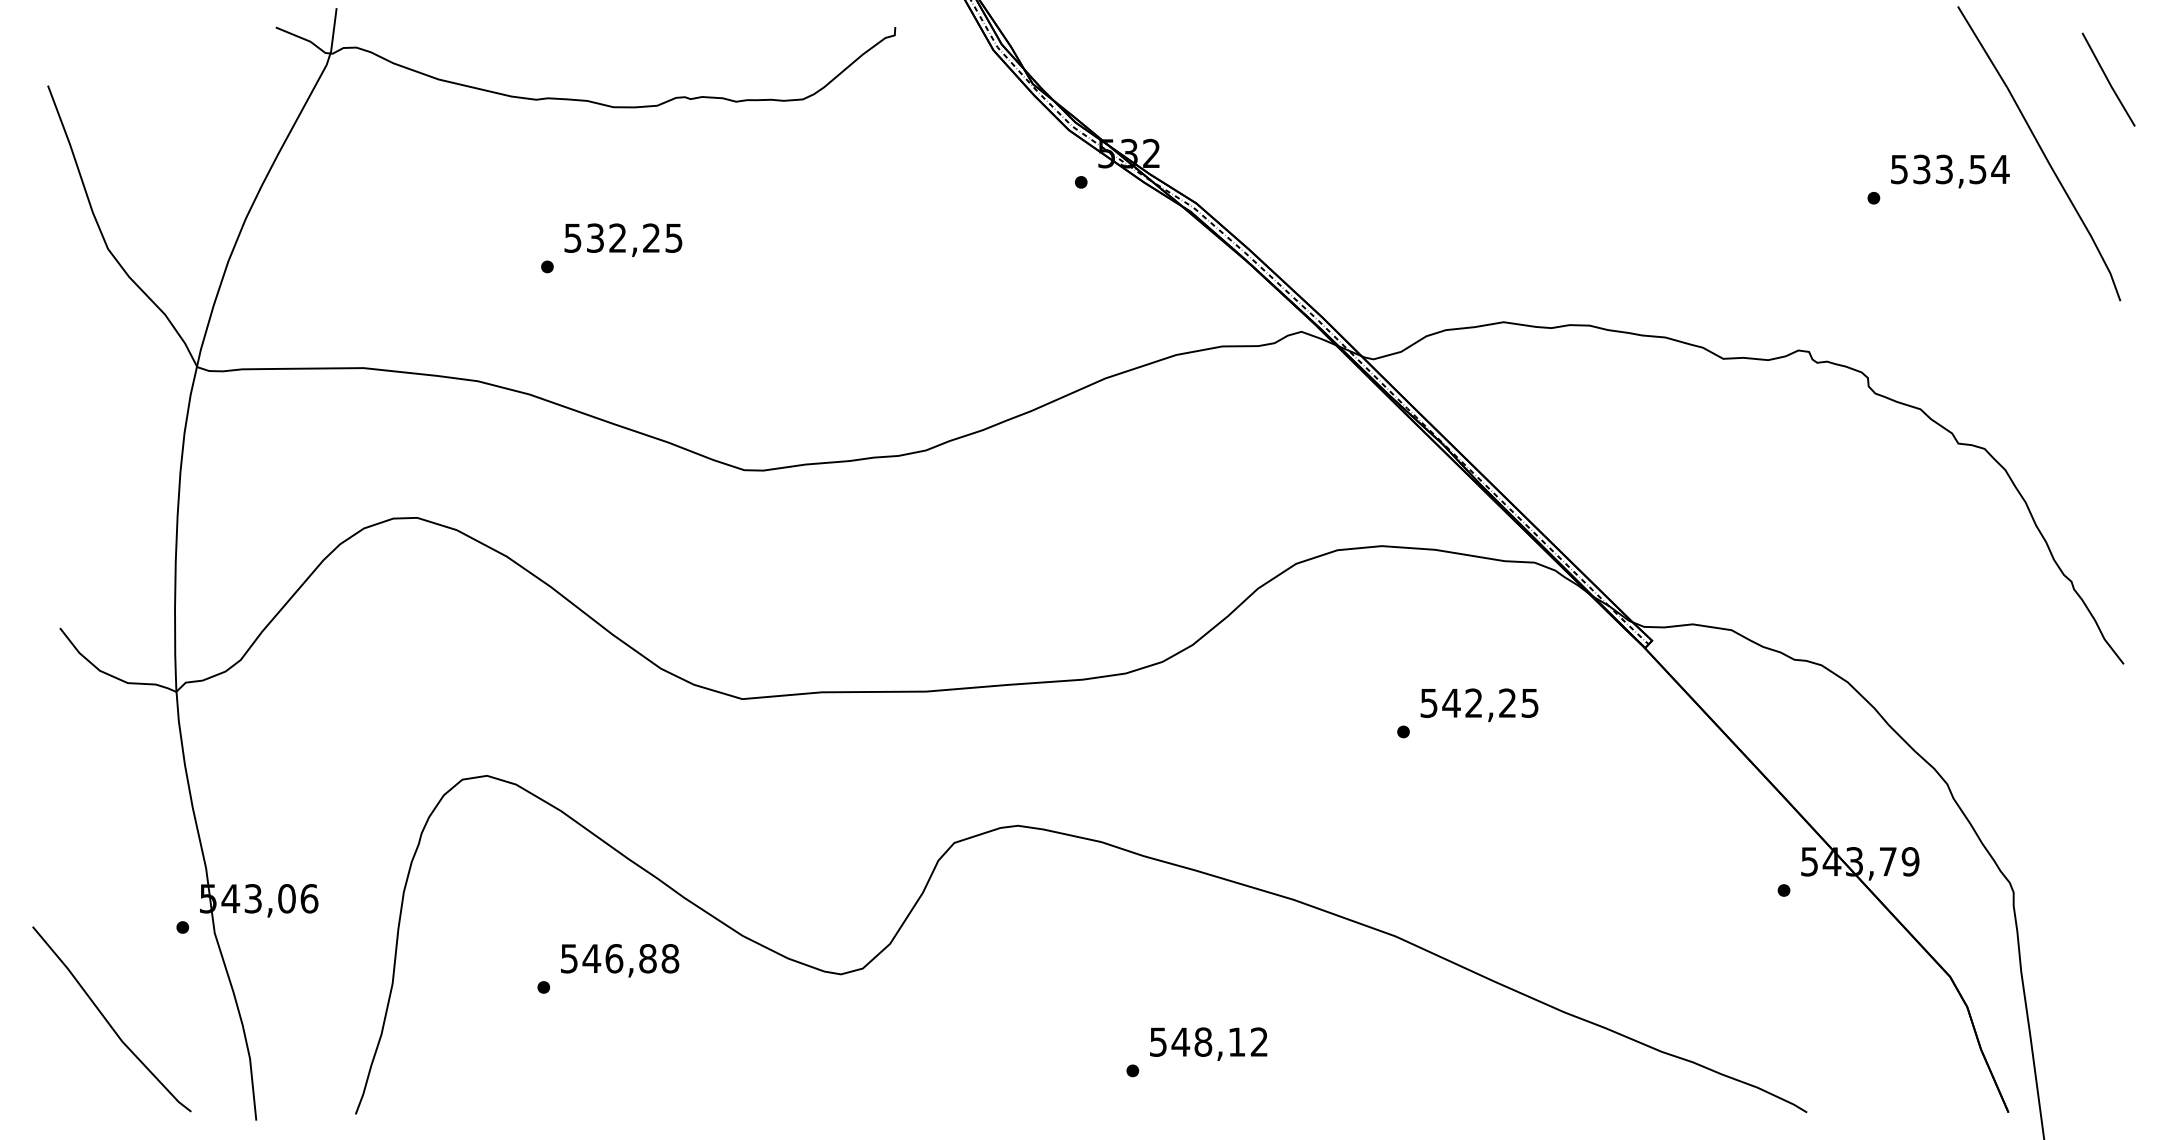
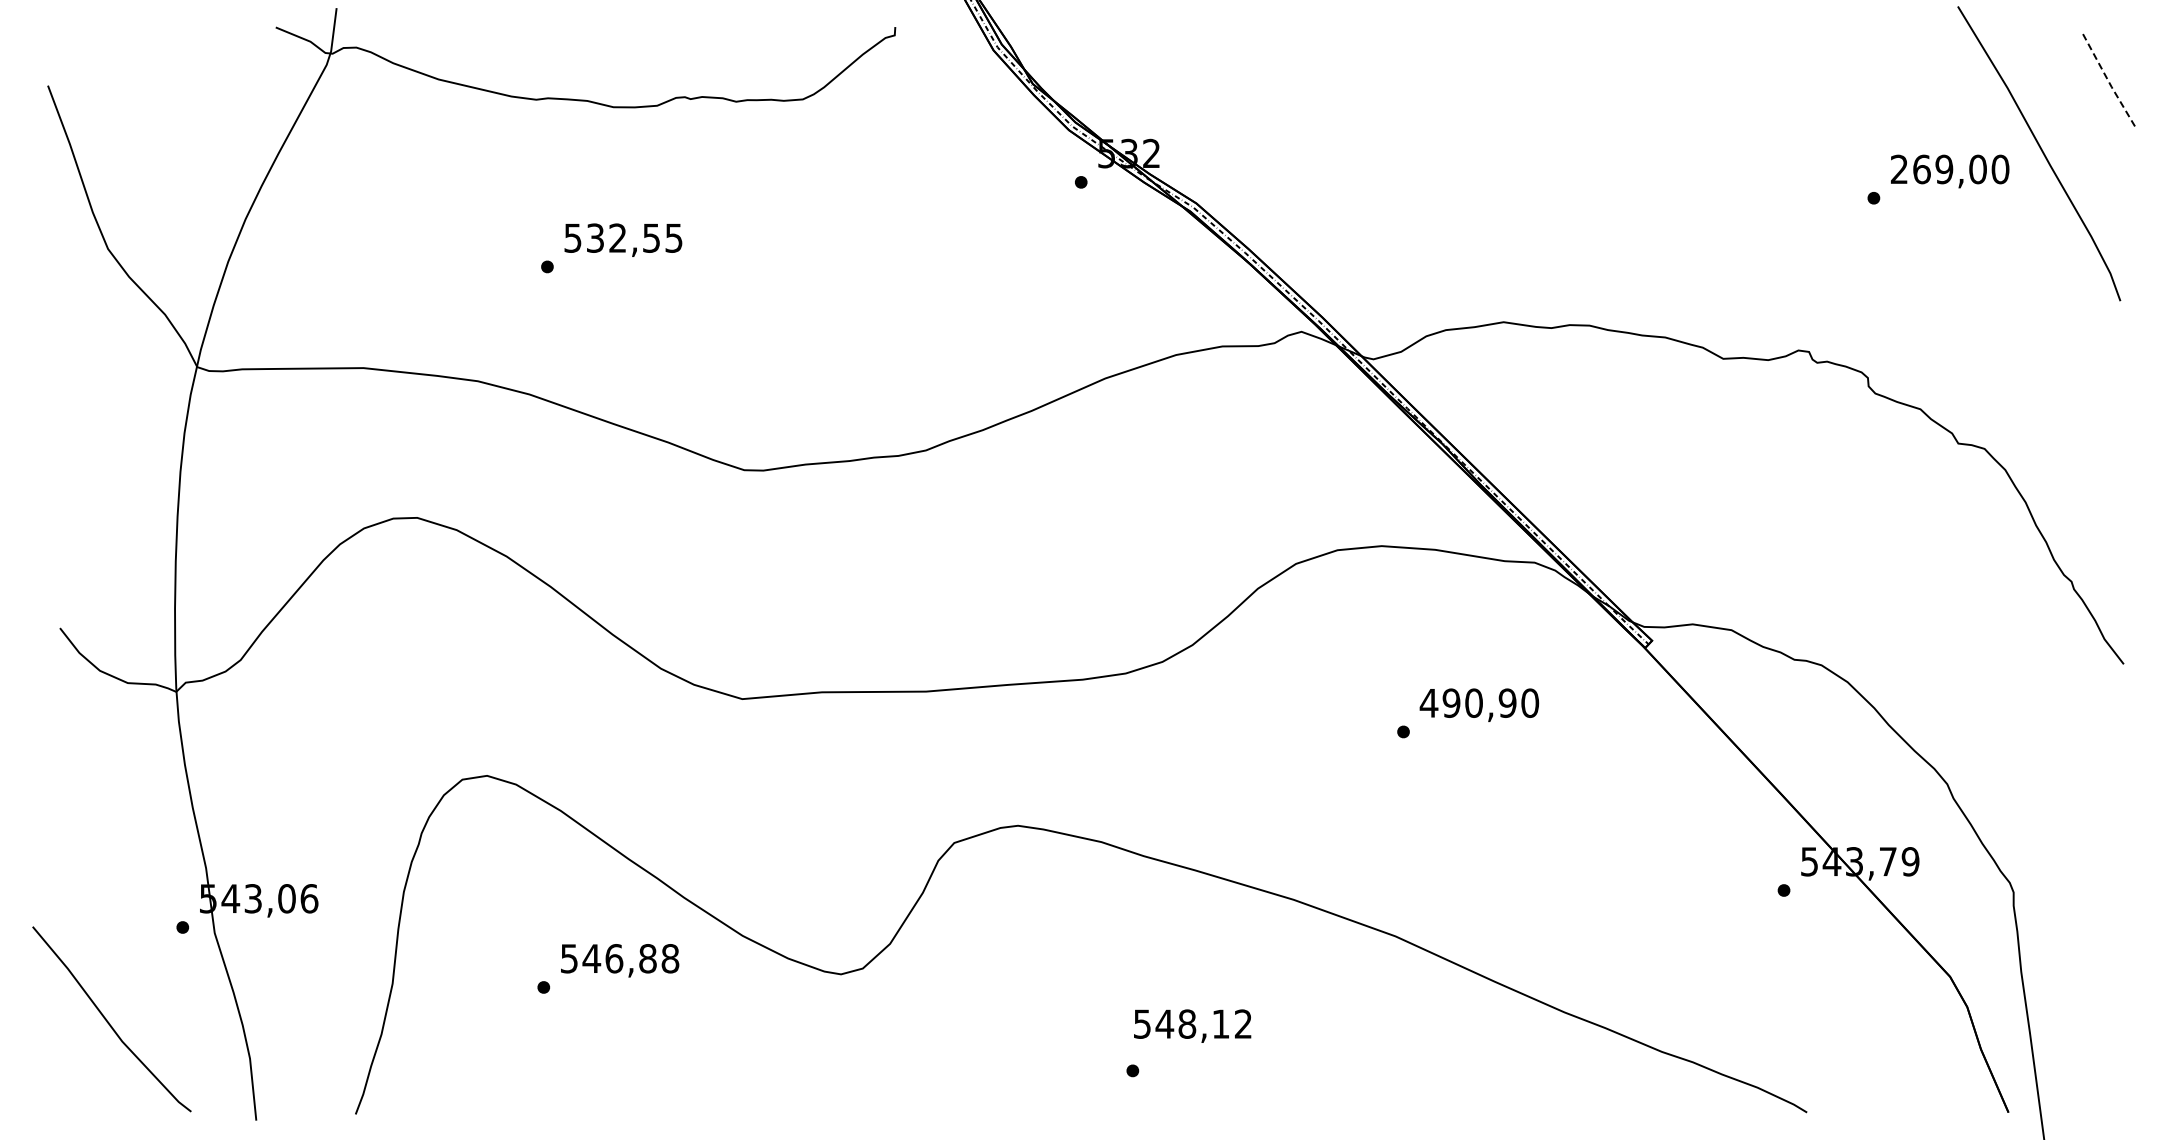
line: solid -> dashed (2107, 80)
text: 533,54 -> 269,00 (1949, 169)
text: 532,25 -> 532,55 (651, 237)
text: 542,25 -> 490,90 (1479, 702)
text position: (1208, 1043) -> (1192, 1025) (1192, 1025)
